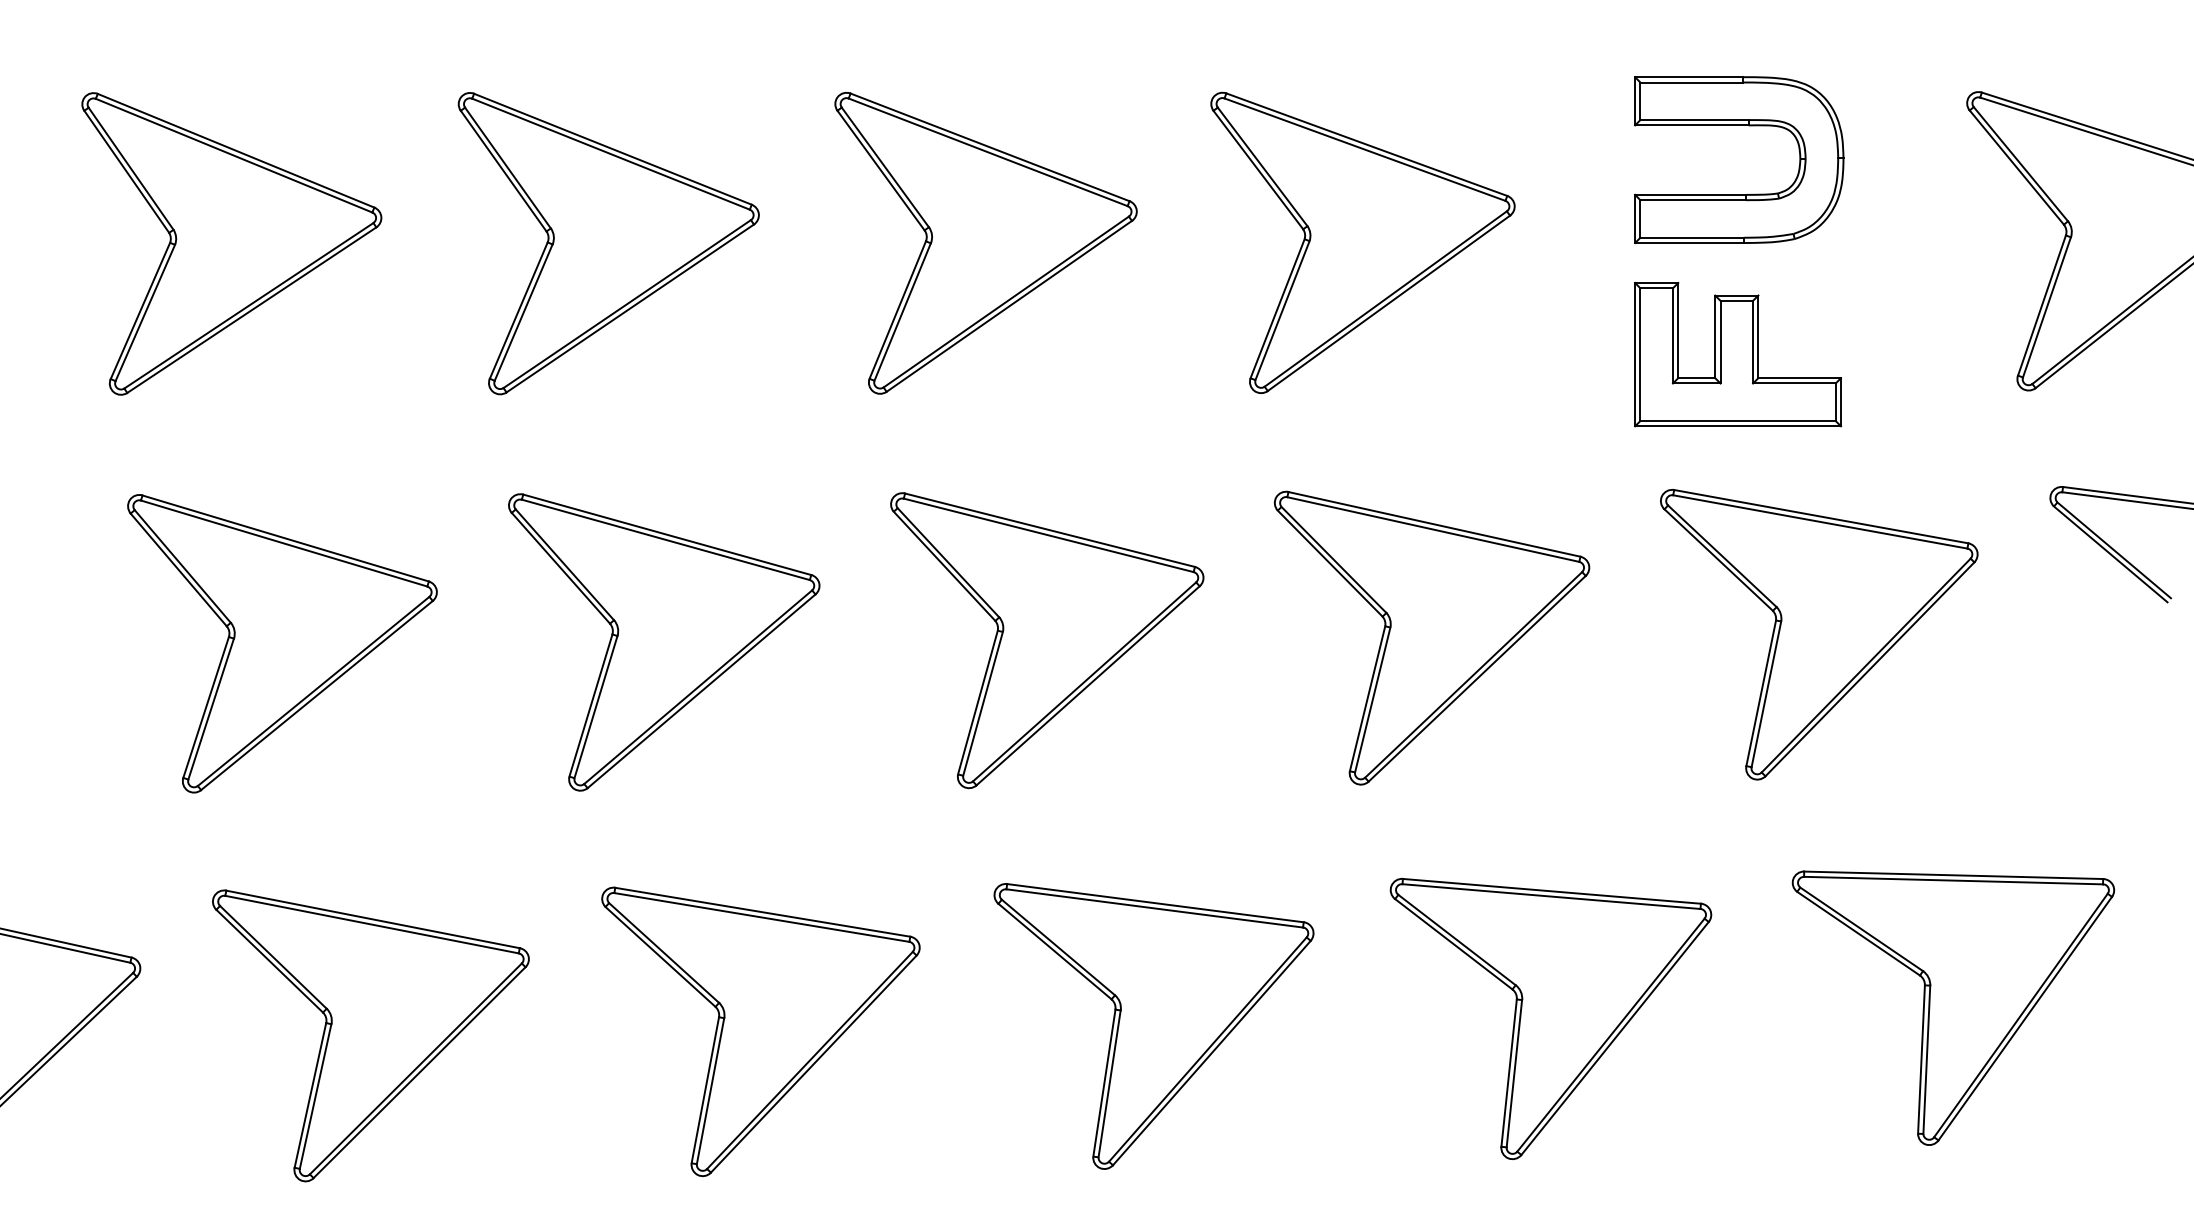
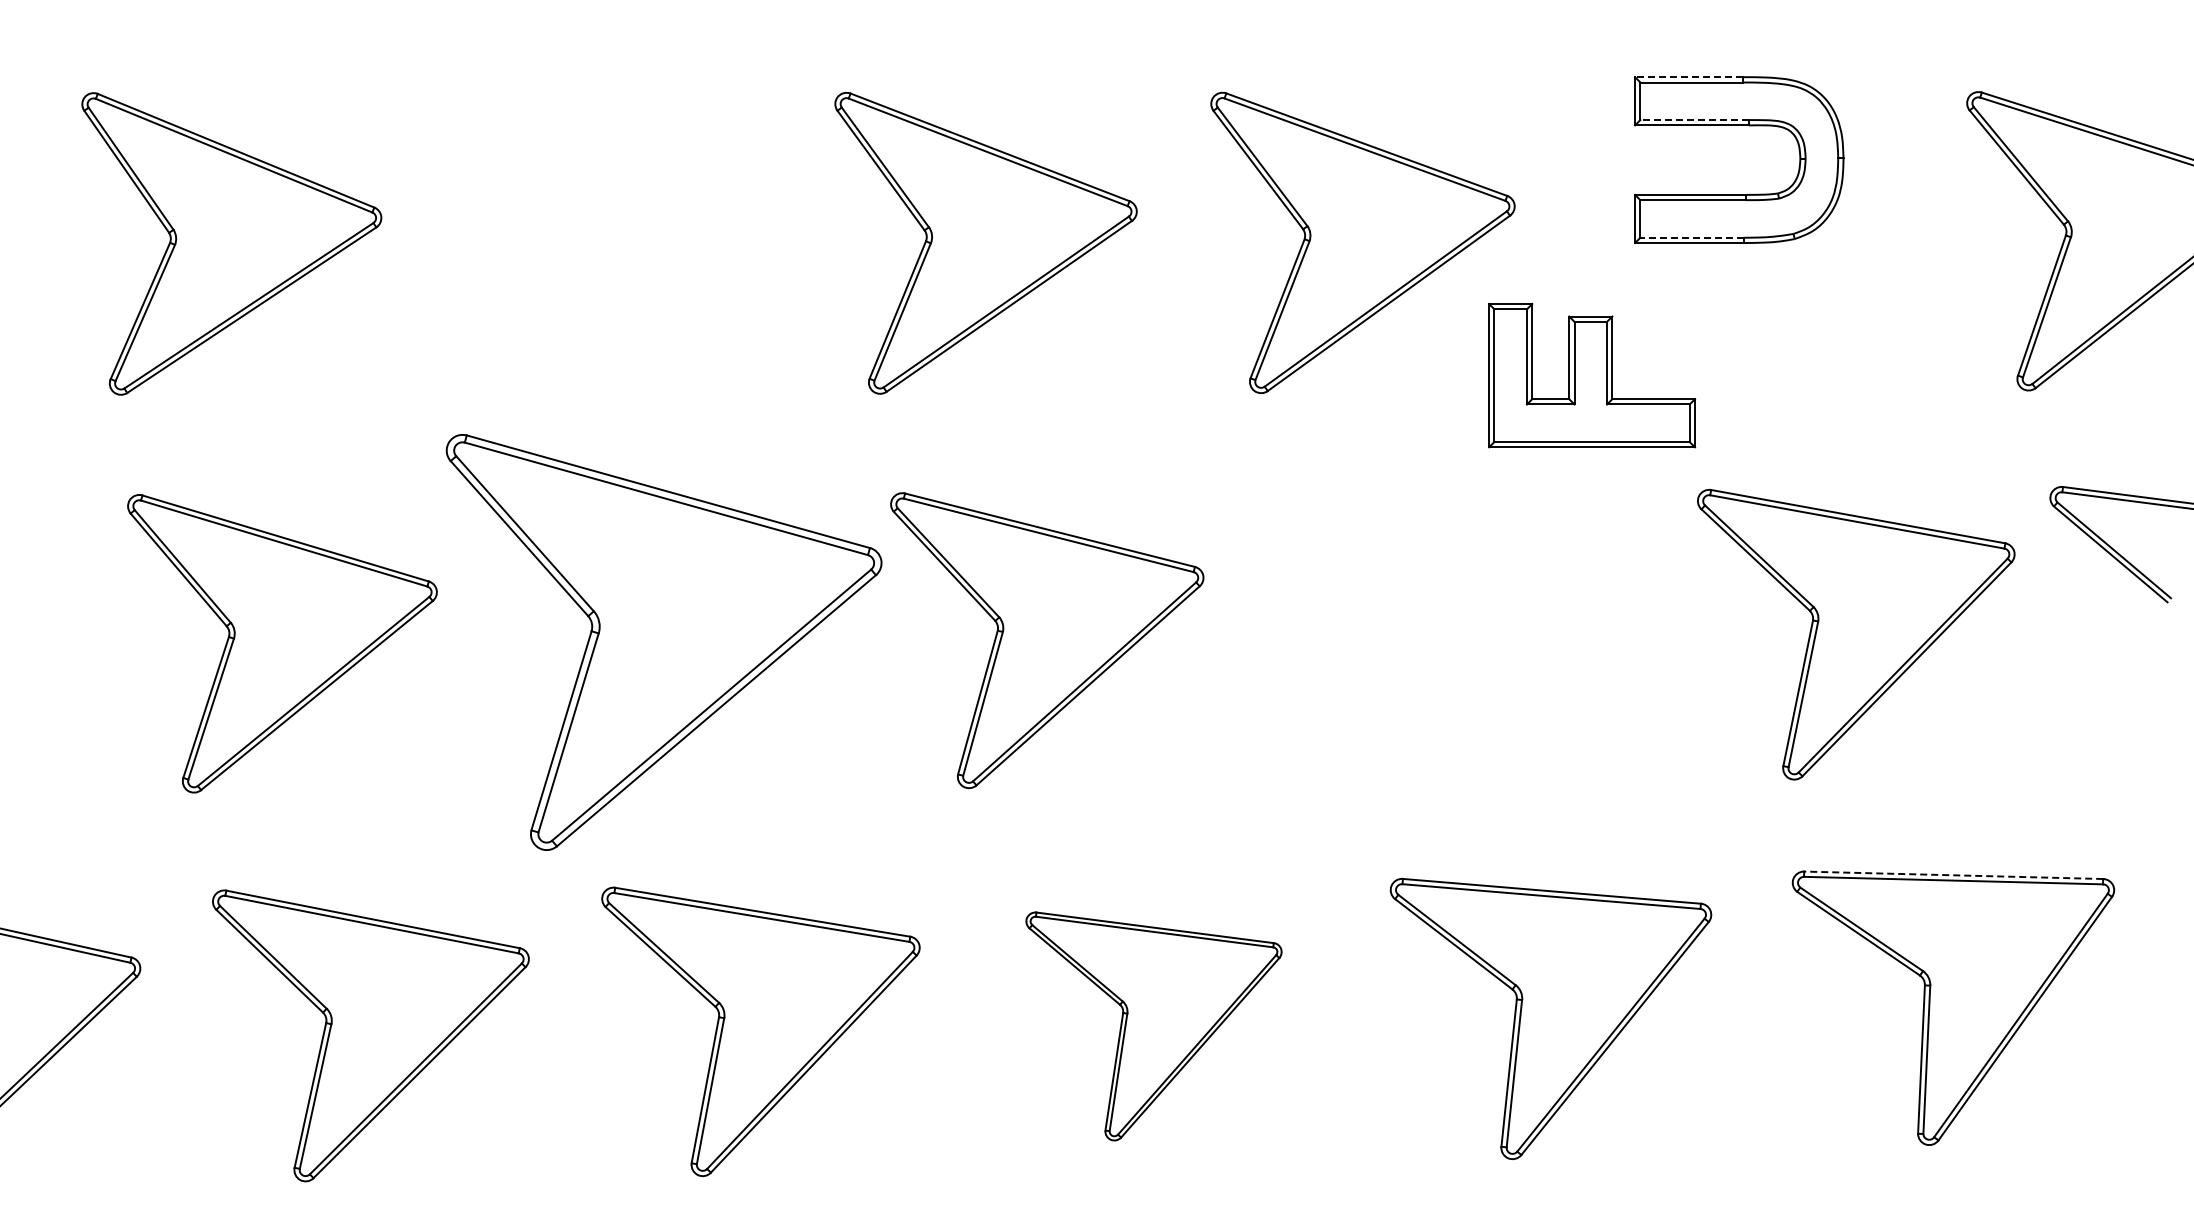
line: solid -> dashed (1688, 77)
line: solid -> dashed (1694, 120)
line: solid -> dashed (1692, 237)
part: present -> none (608, 243)
part position: (1738, 354) -> (1592, 375) (1592, 375)
part position: (1819, 634) -> (1856, 634) (1856, 634)
part: present -> none (1431, 637)
part size: 313x299 px -> 438x417 px (663, 642)
line: solid -> dashed (1953, 875)
part size: 322x287 px -> 258x231 px (1153, 1026)
